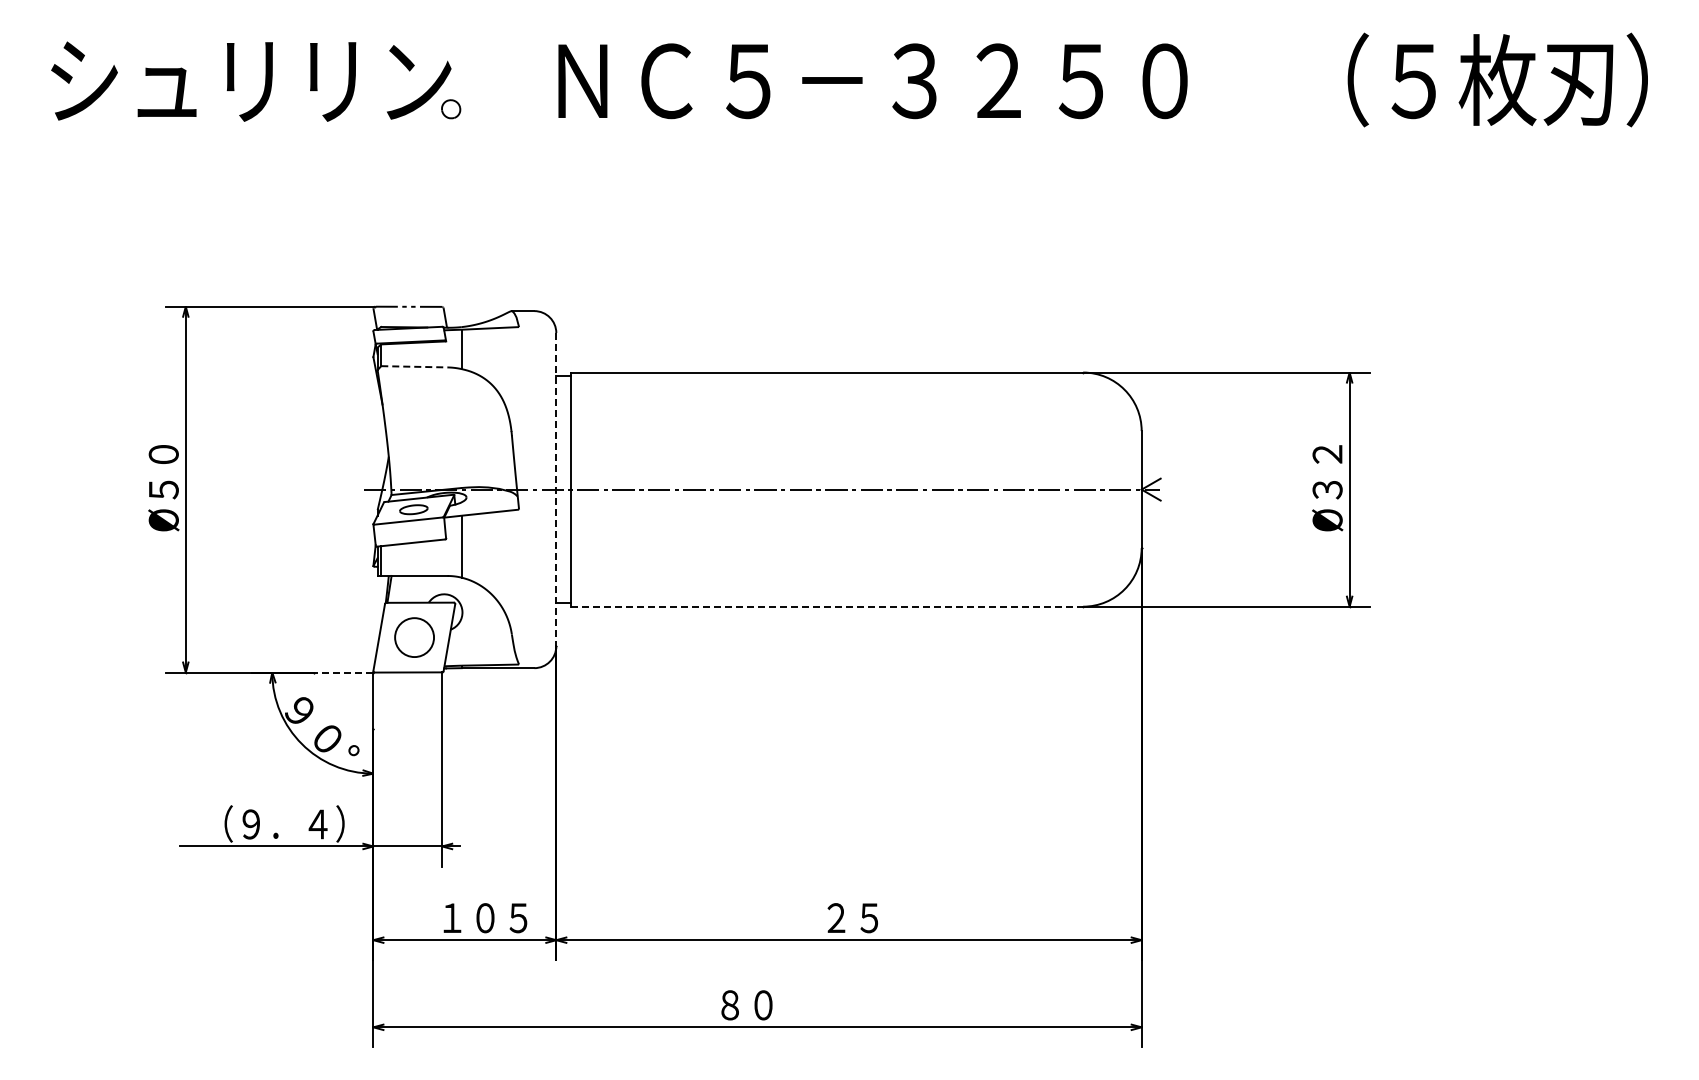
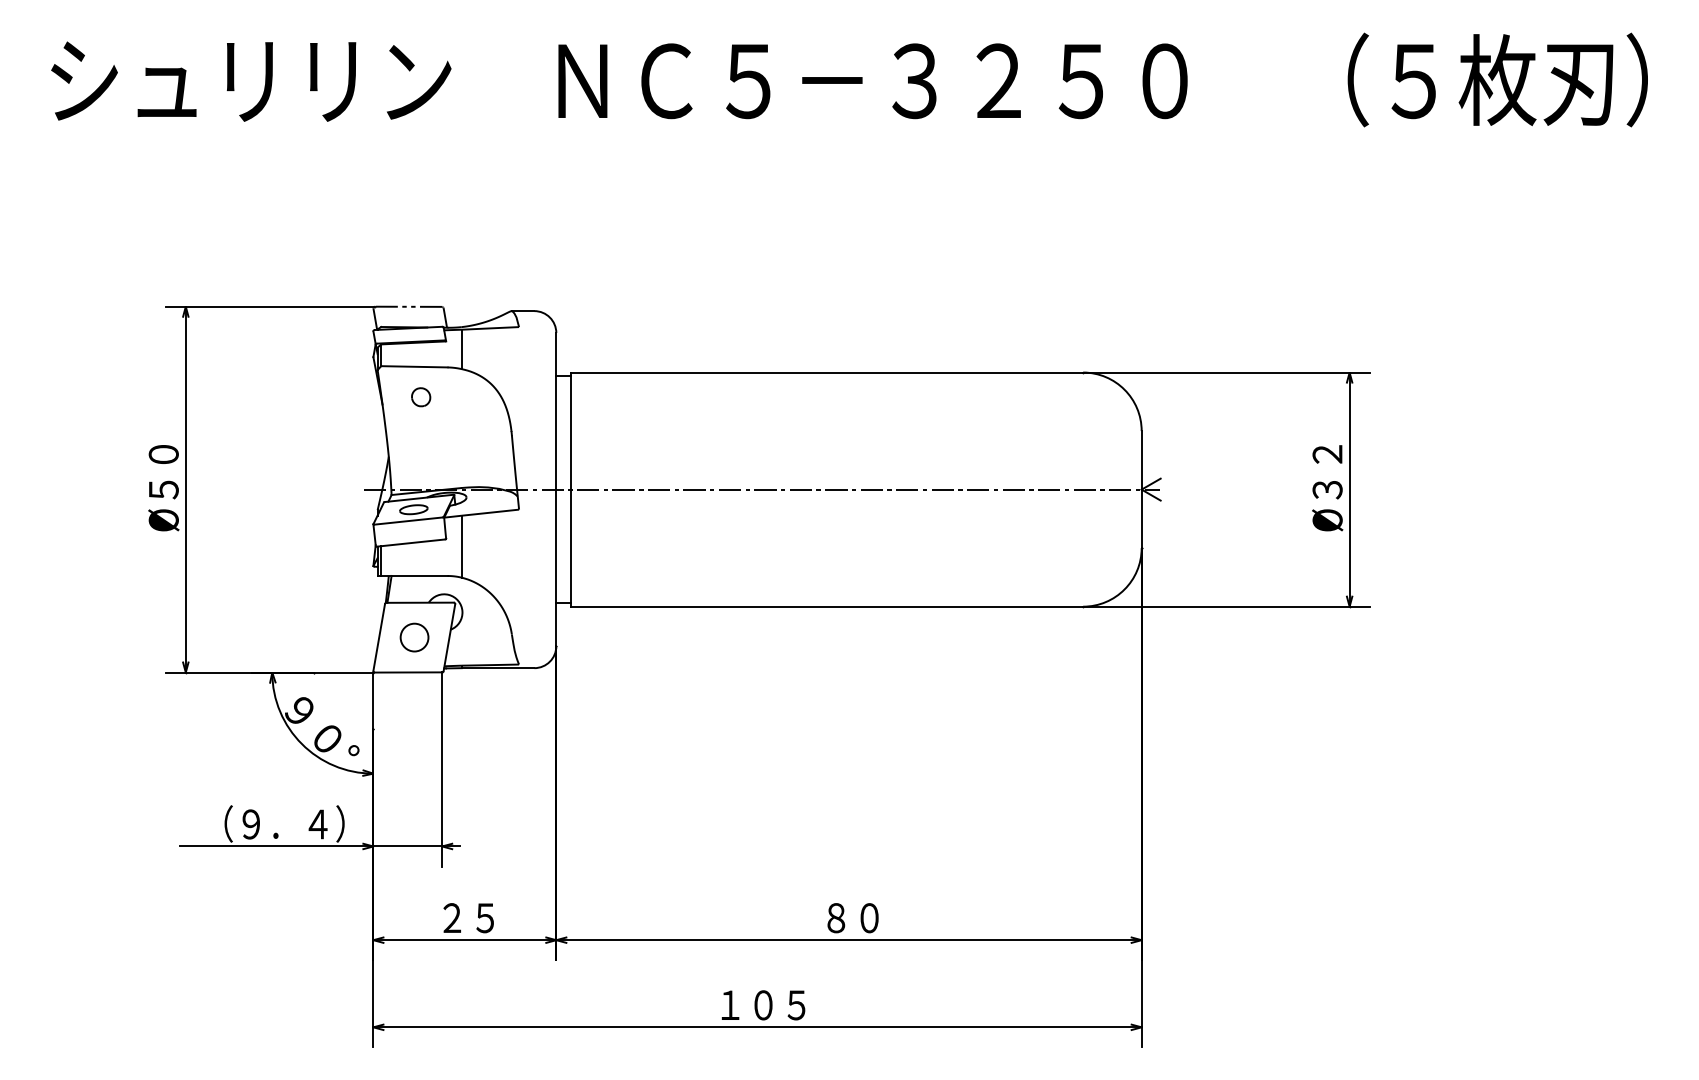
part position: (451, 109) -> (421, 397) (421, 397)
line: dashed -> solid (414, 366)
line: dashed -> solid (556, 489)
line: dashed -> solid (827, 606)
circle diameter: 39 px -> 28 px (414, 637)
line: dashed -> solid (343, 672)
text: １０５ -> ２５ (485, 918)
text: ２５ -> ８０ (852, 918)
text: ８０ -> １０５ (763, 1005)
